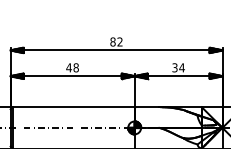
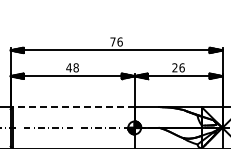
text: 82 -> 76 (116, 41)
text: 34 -> 26 (178, 67)
line: solid -> dashed (73, 107)
